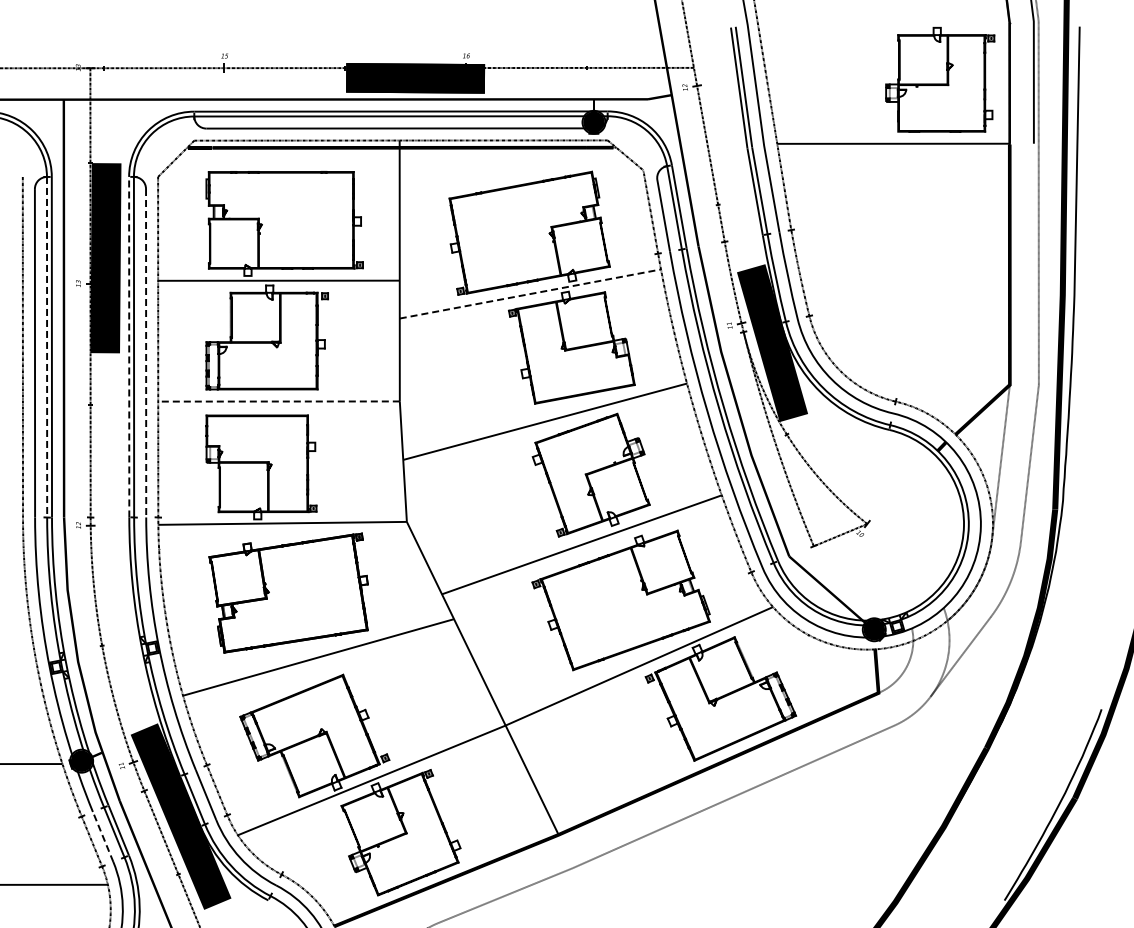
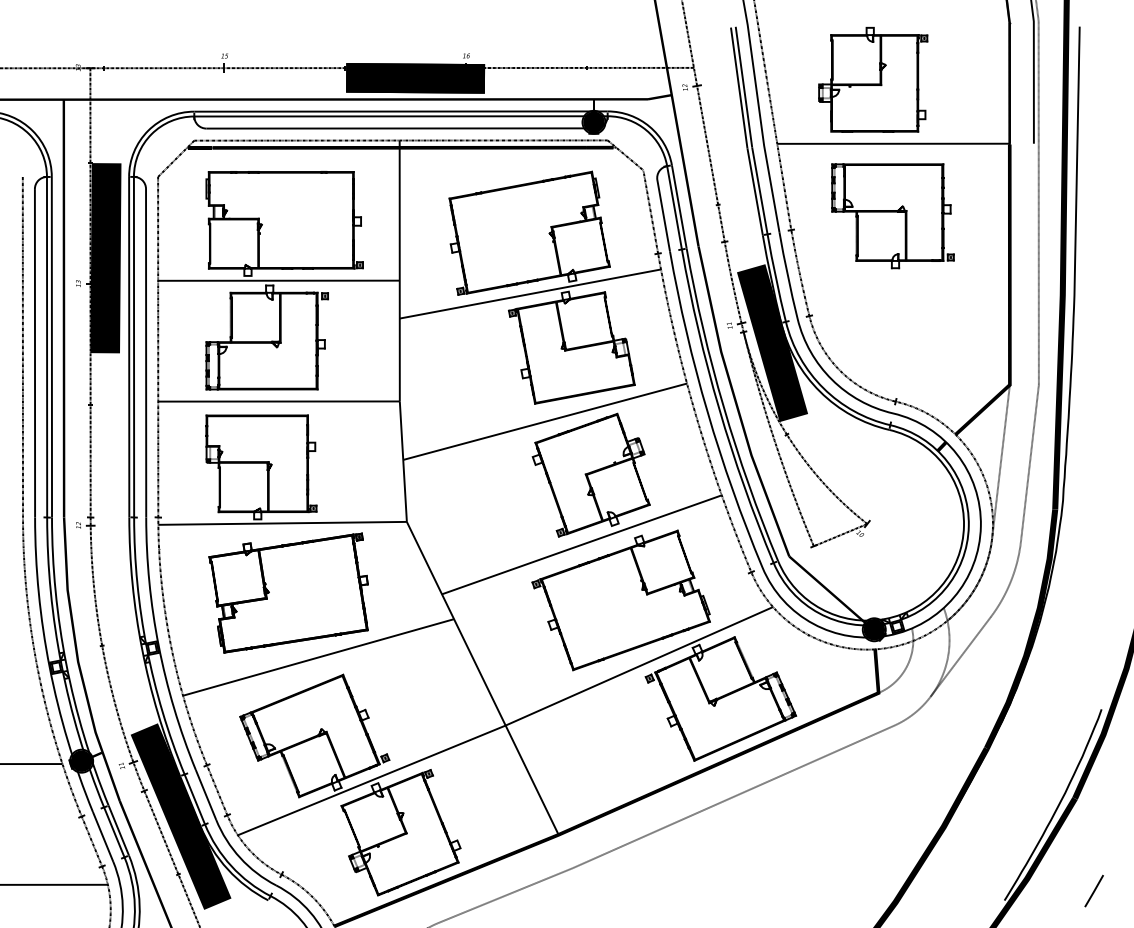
part position: (940, 79) -> (873, 79) (873, 79)
part: none -> present (892, 216)
line: dashed -> solid (530, 294)
line: dashed -> solid (129, 346)
line: dashed -> solid (47, 347)
line: dashed -> solid (146, 353)
line: dashed -> solid (279, 401)
line: dashed -> solid (103, 836)
line: none -> present (1093, 890)
